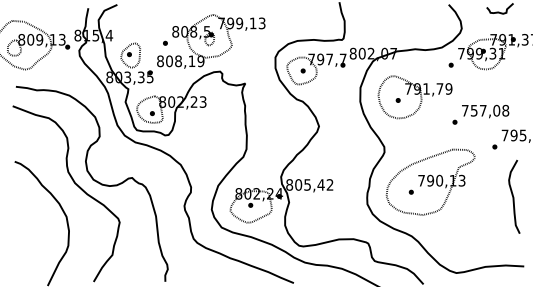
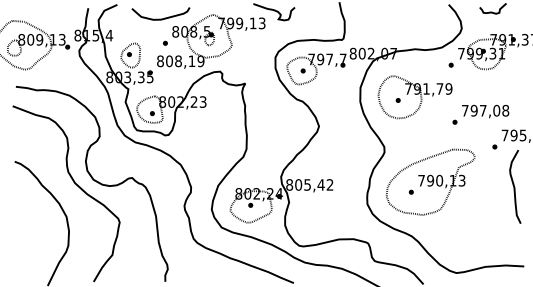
curve: none -> present (274, 11)
curve position: (499, 11) -> (492, 11) (492, 11)
curve: none -> present (160, 18)
text: 757,08 -> 797,08 (473, 110)
curve position: (513, 196) -> (514, 186) (514, 186)
